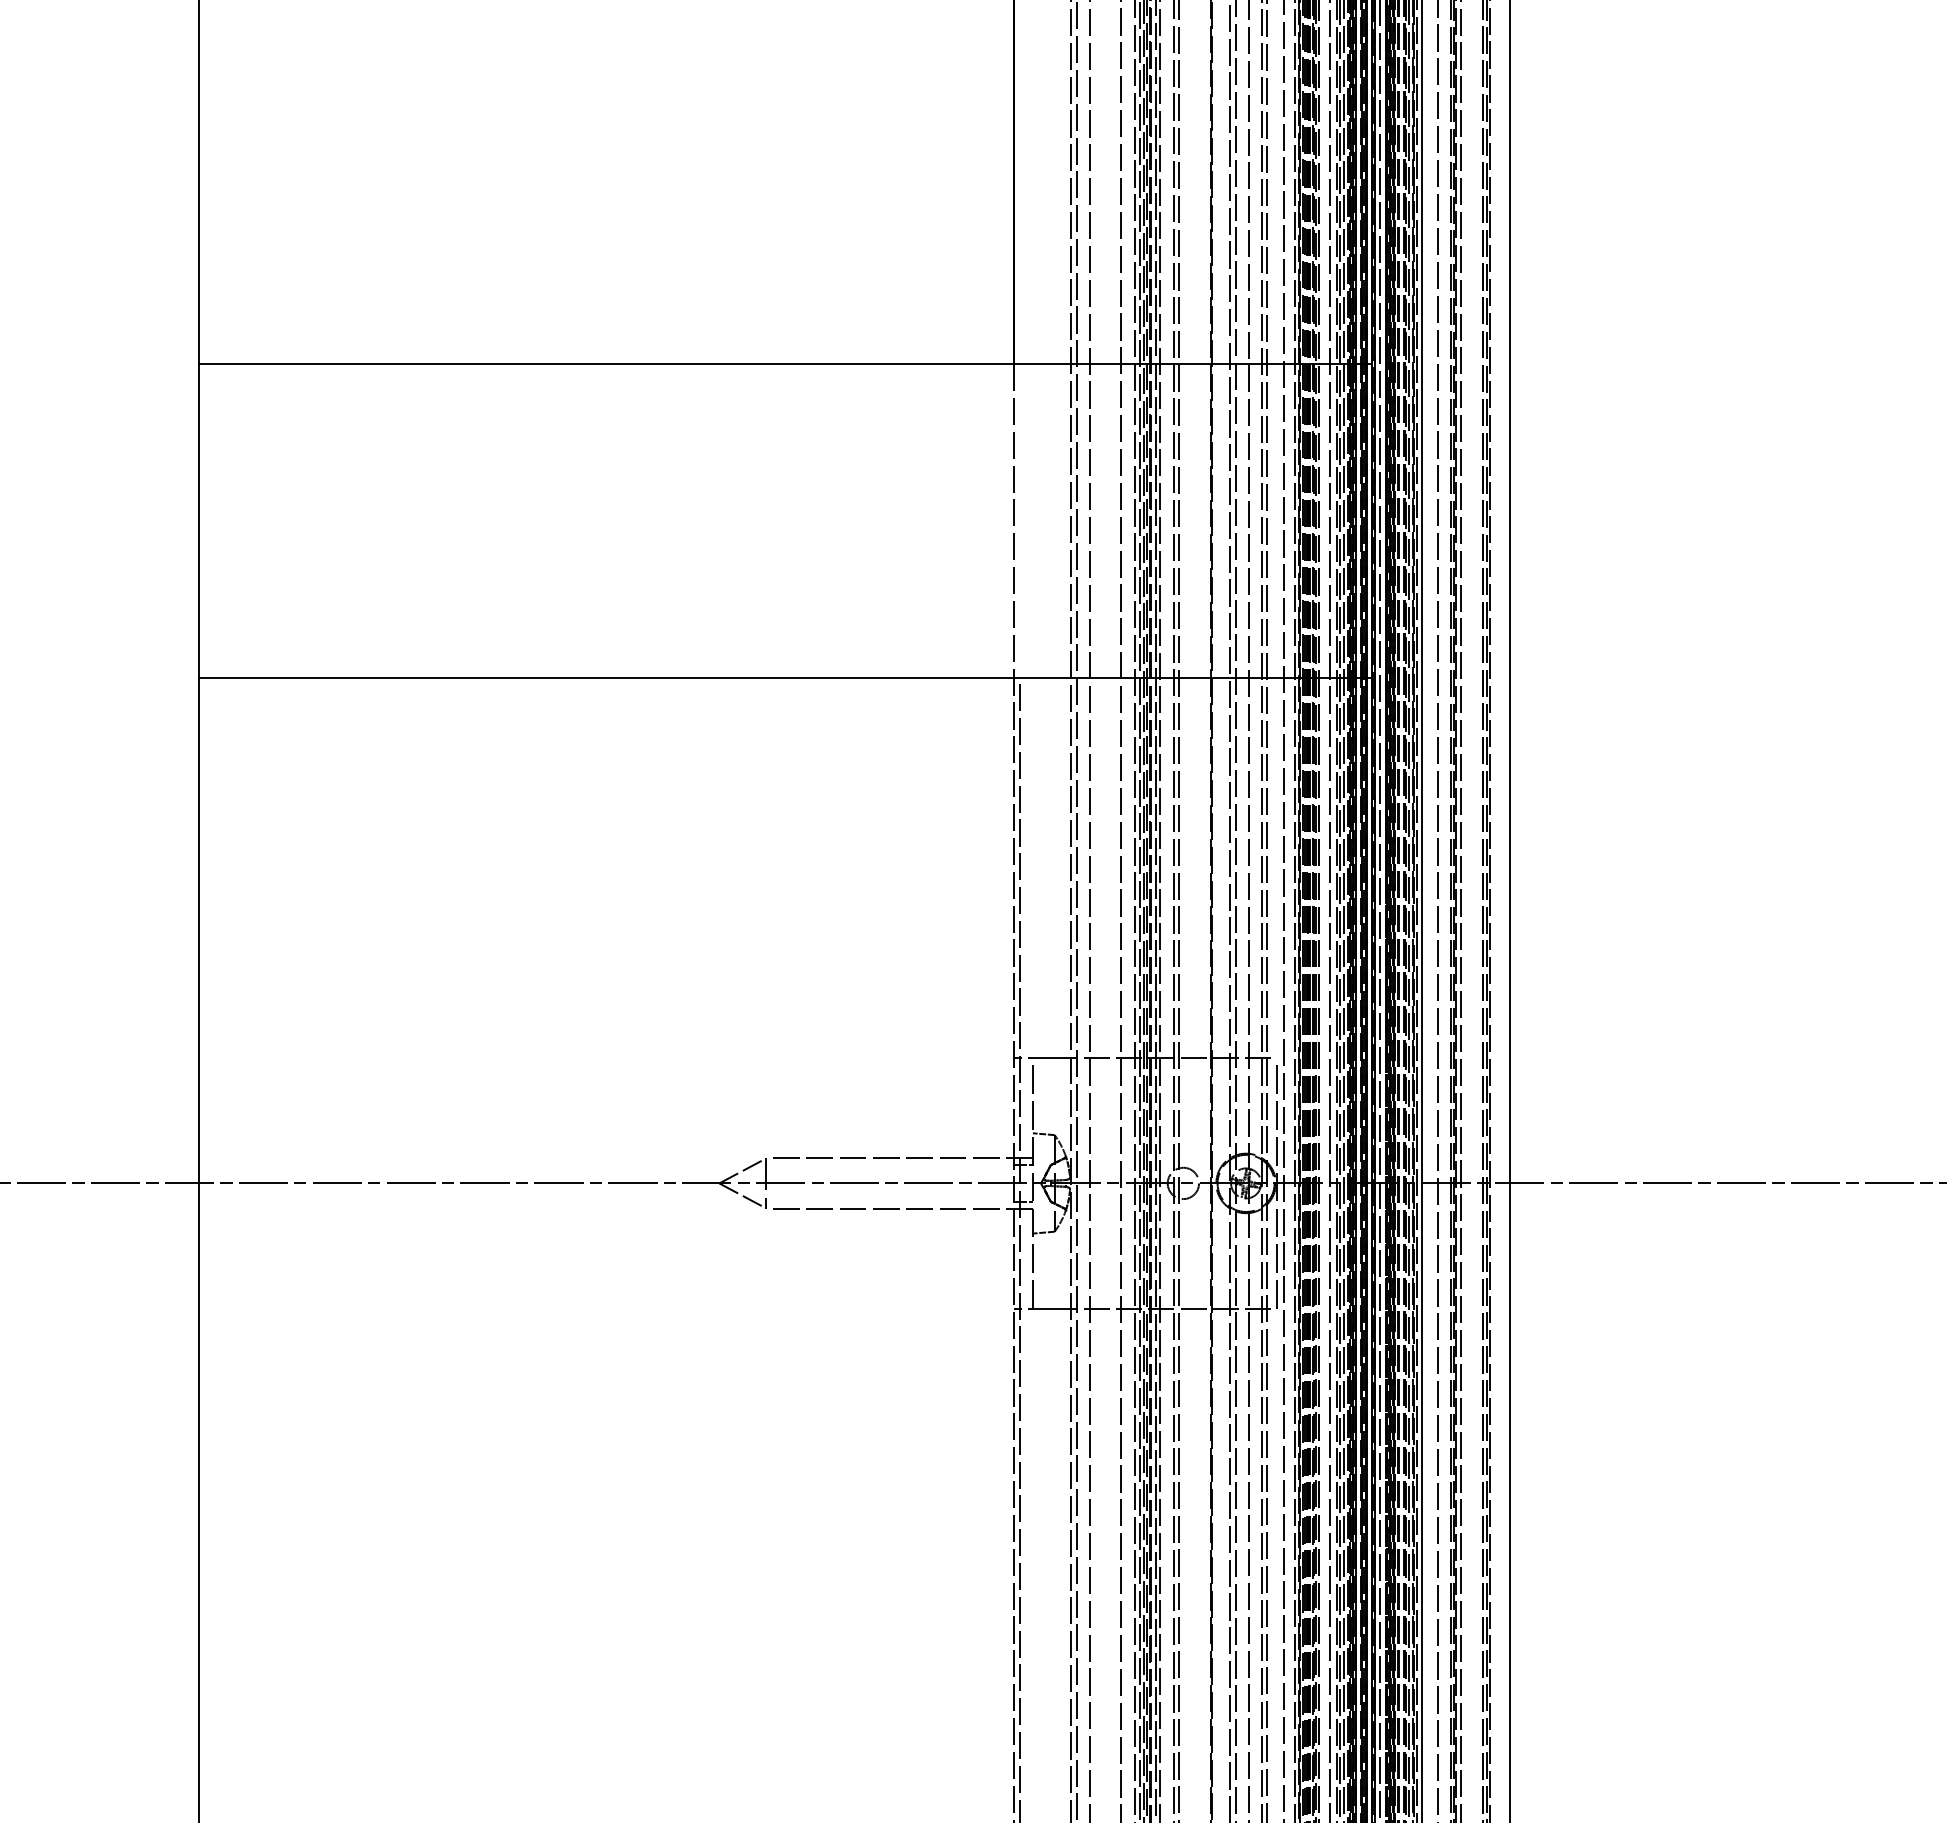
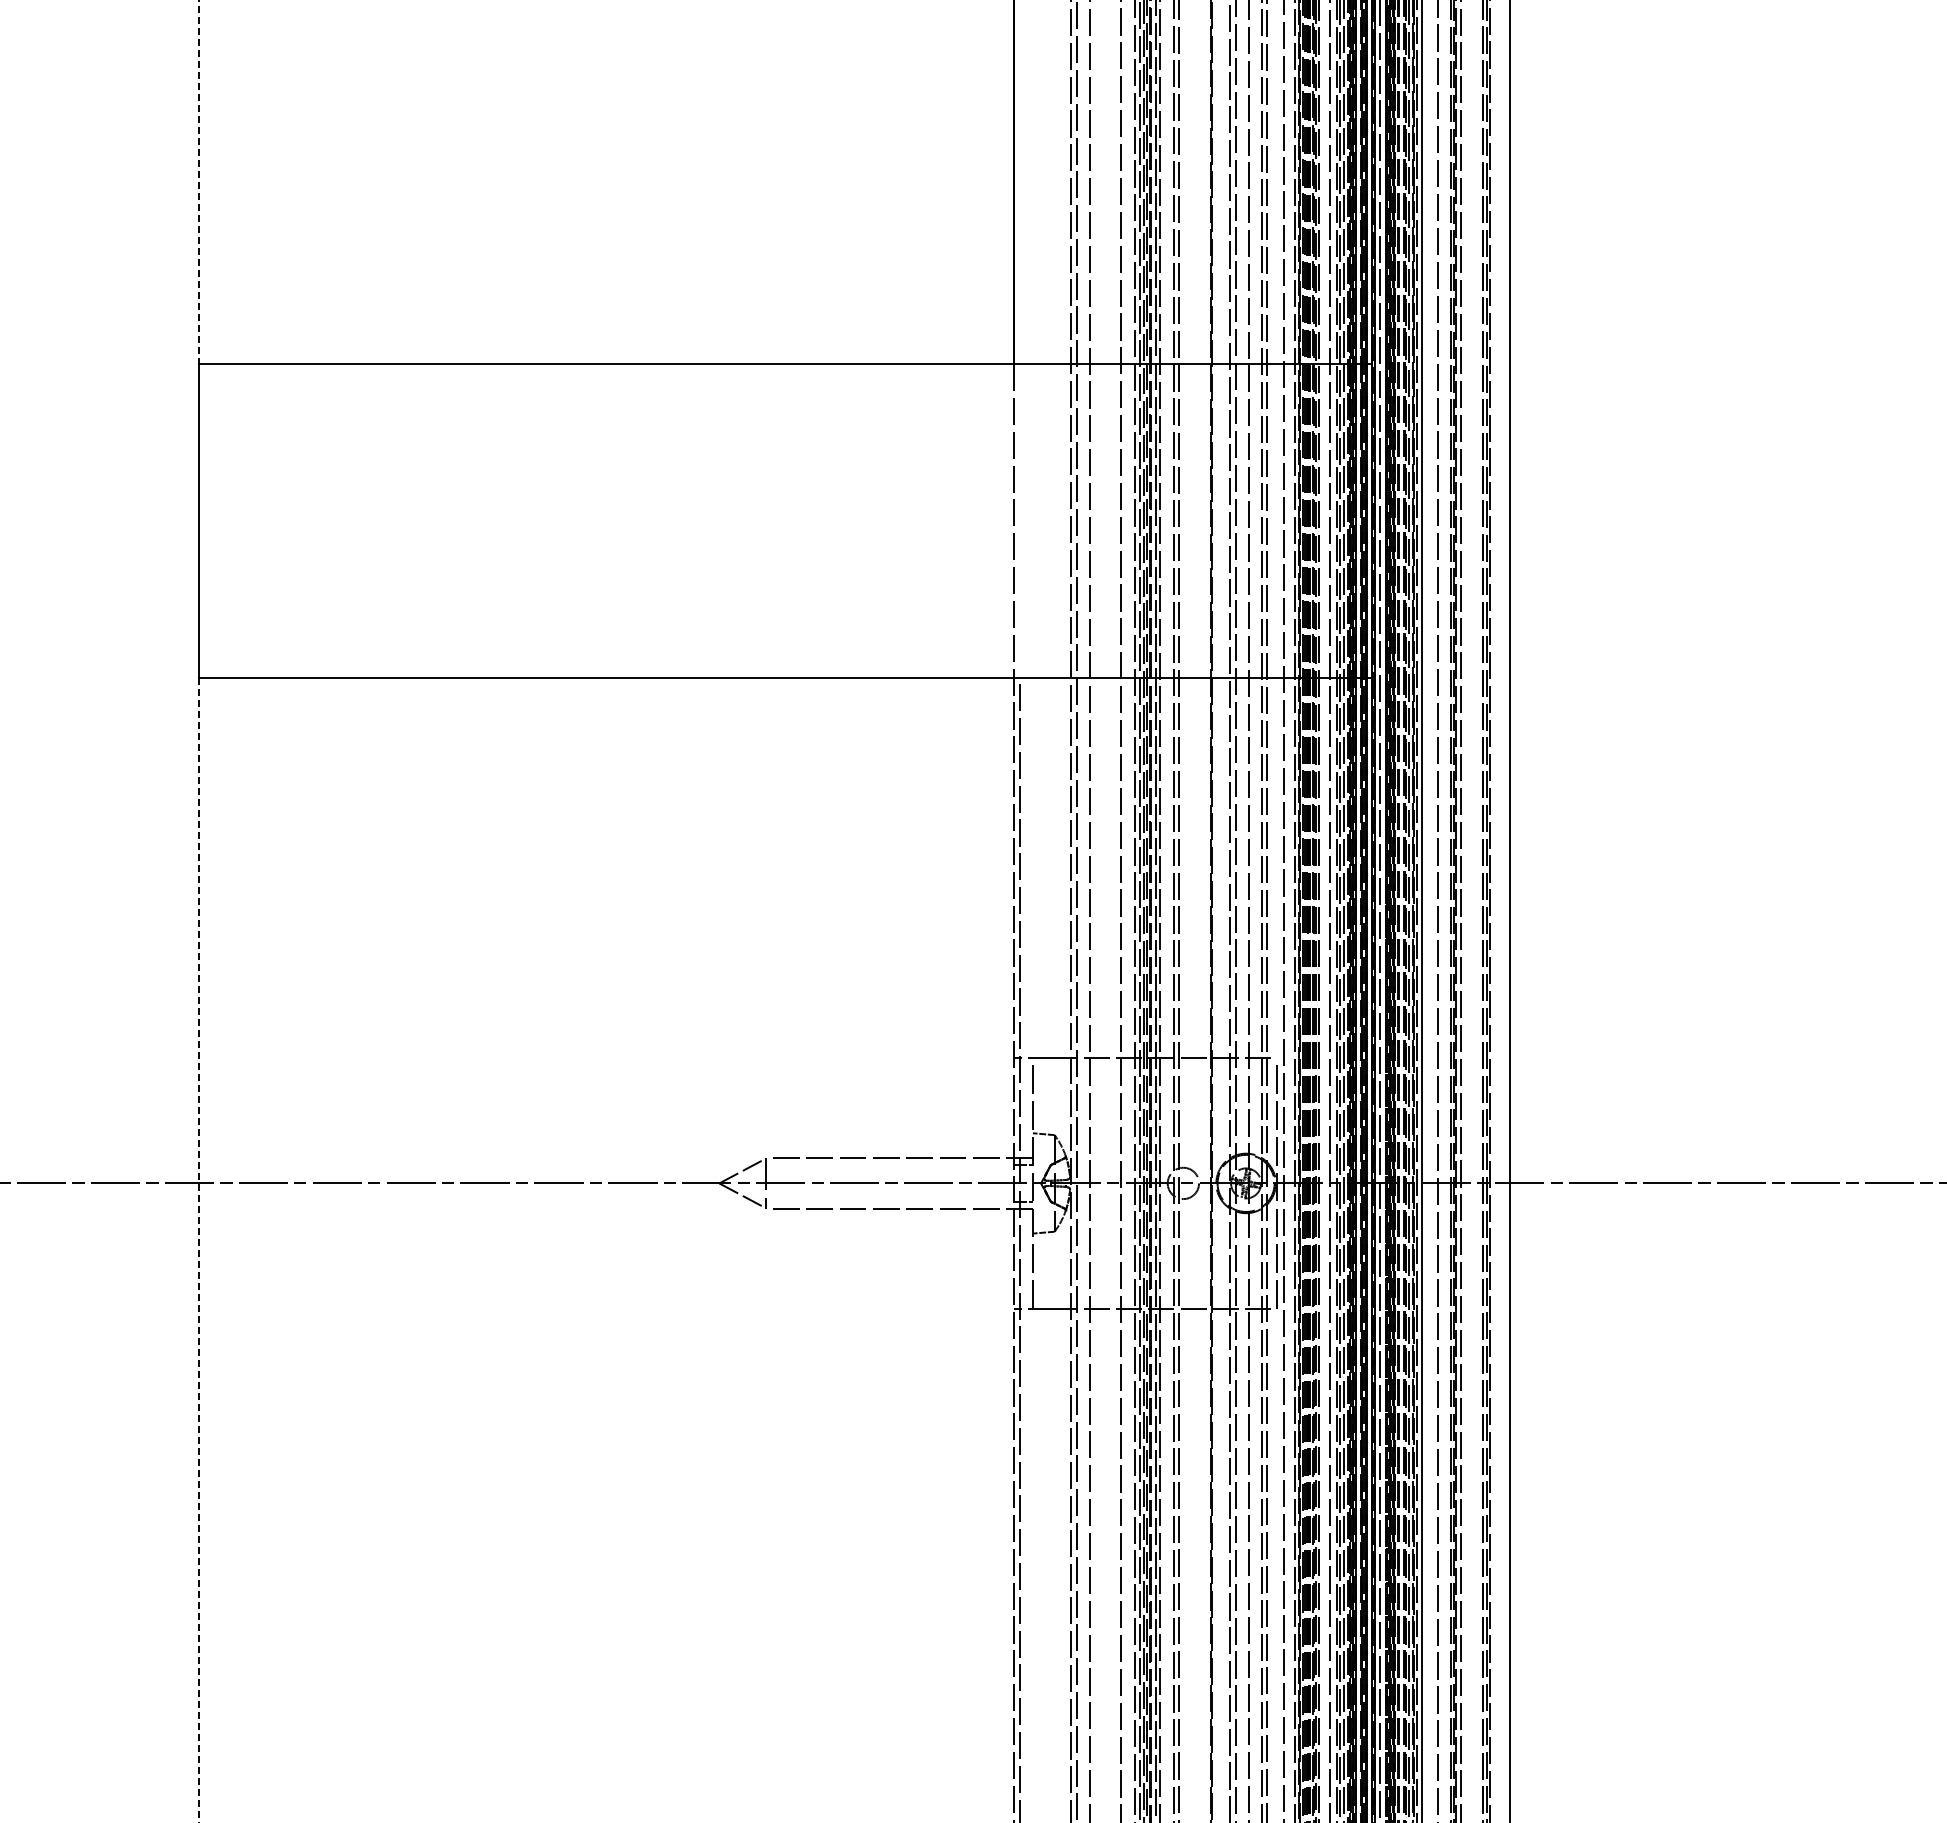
line: solid -> dashed (198, 182)
line: solid -> dashed (198, 1250)
